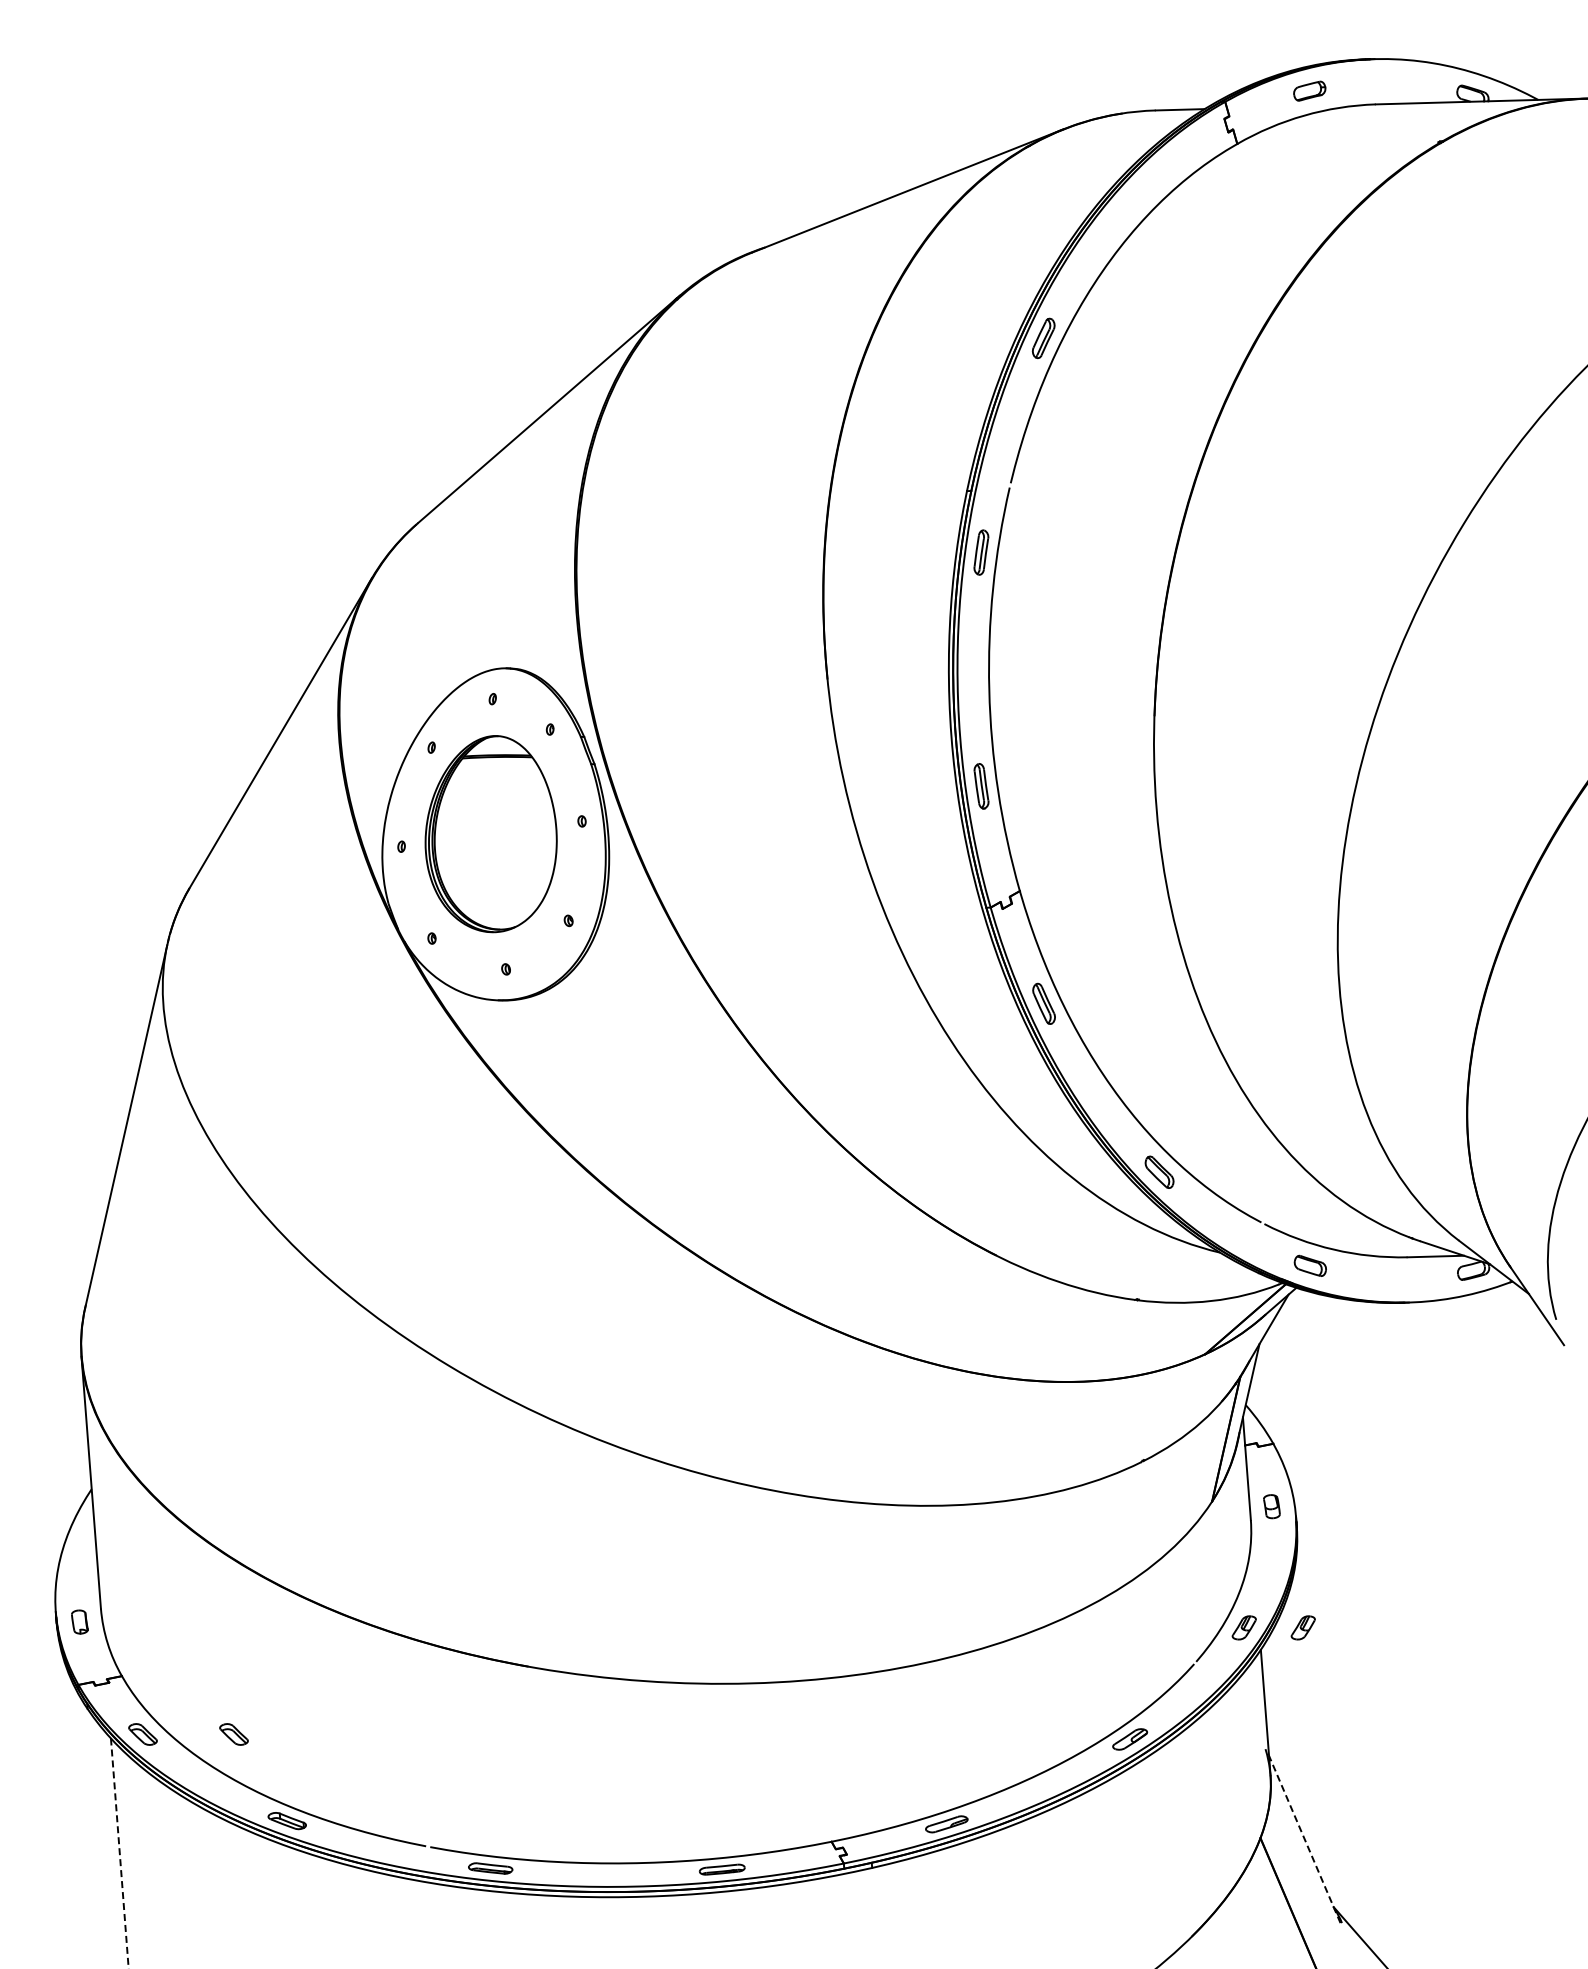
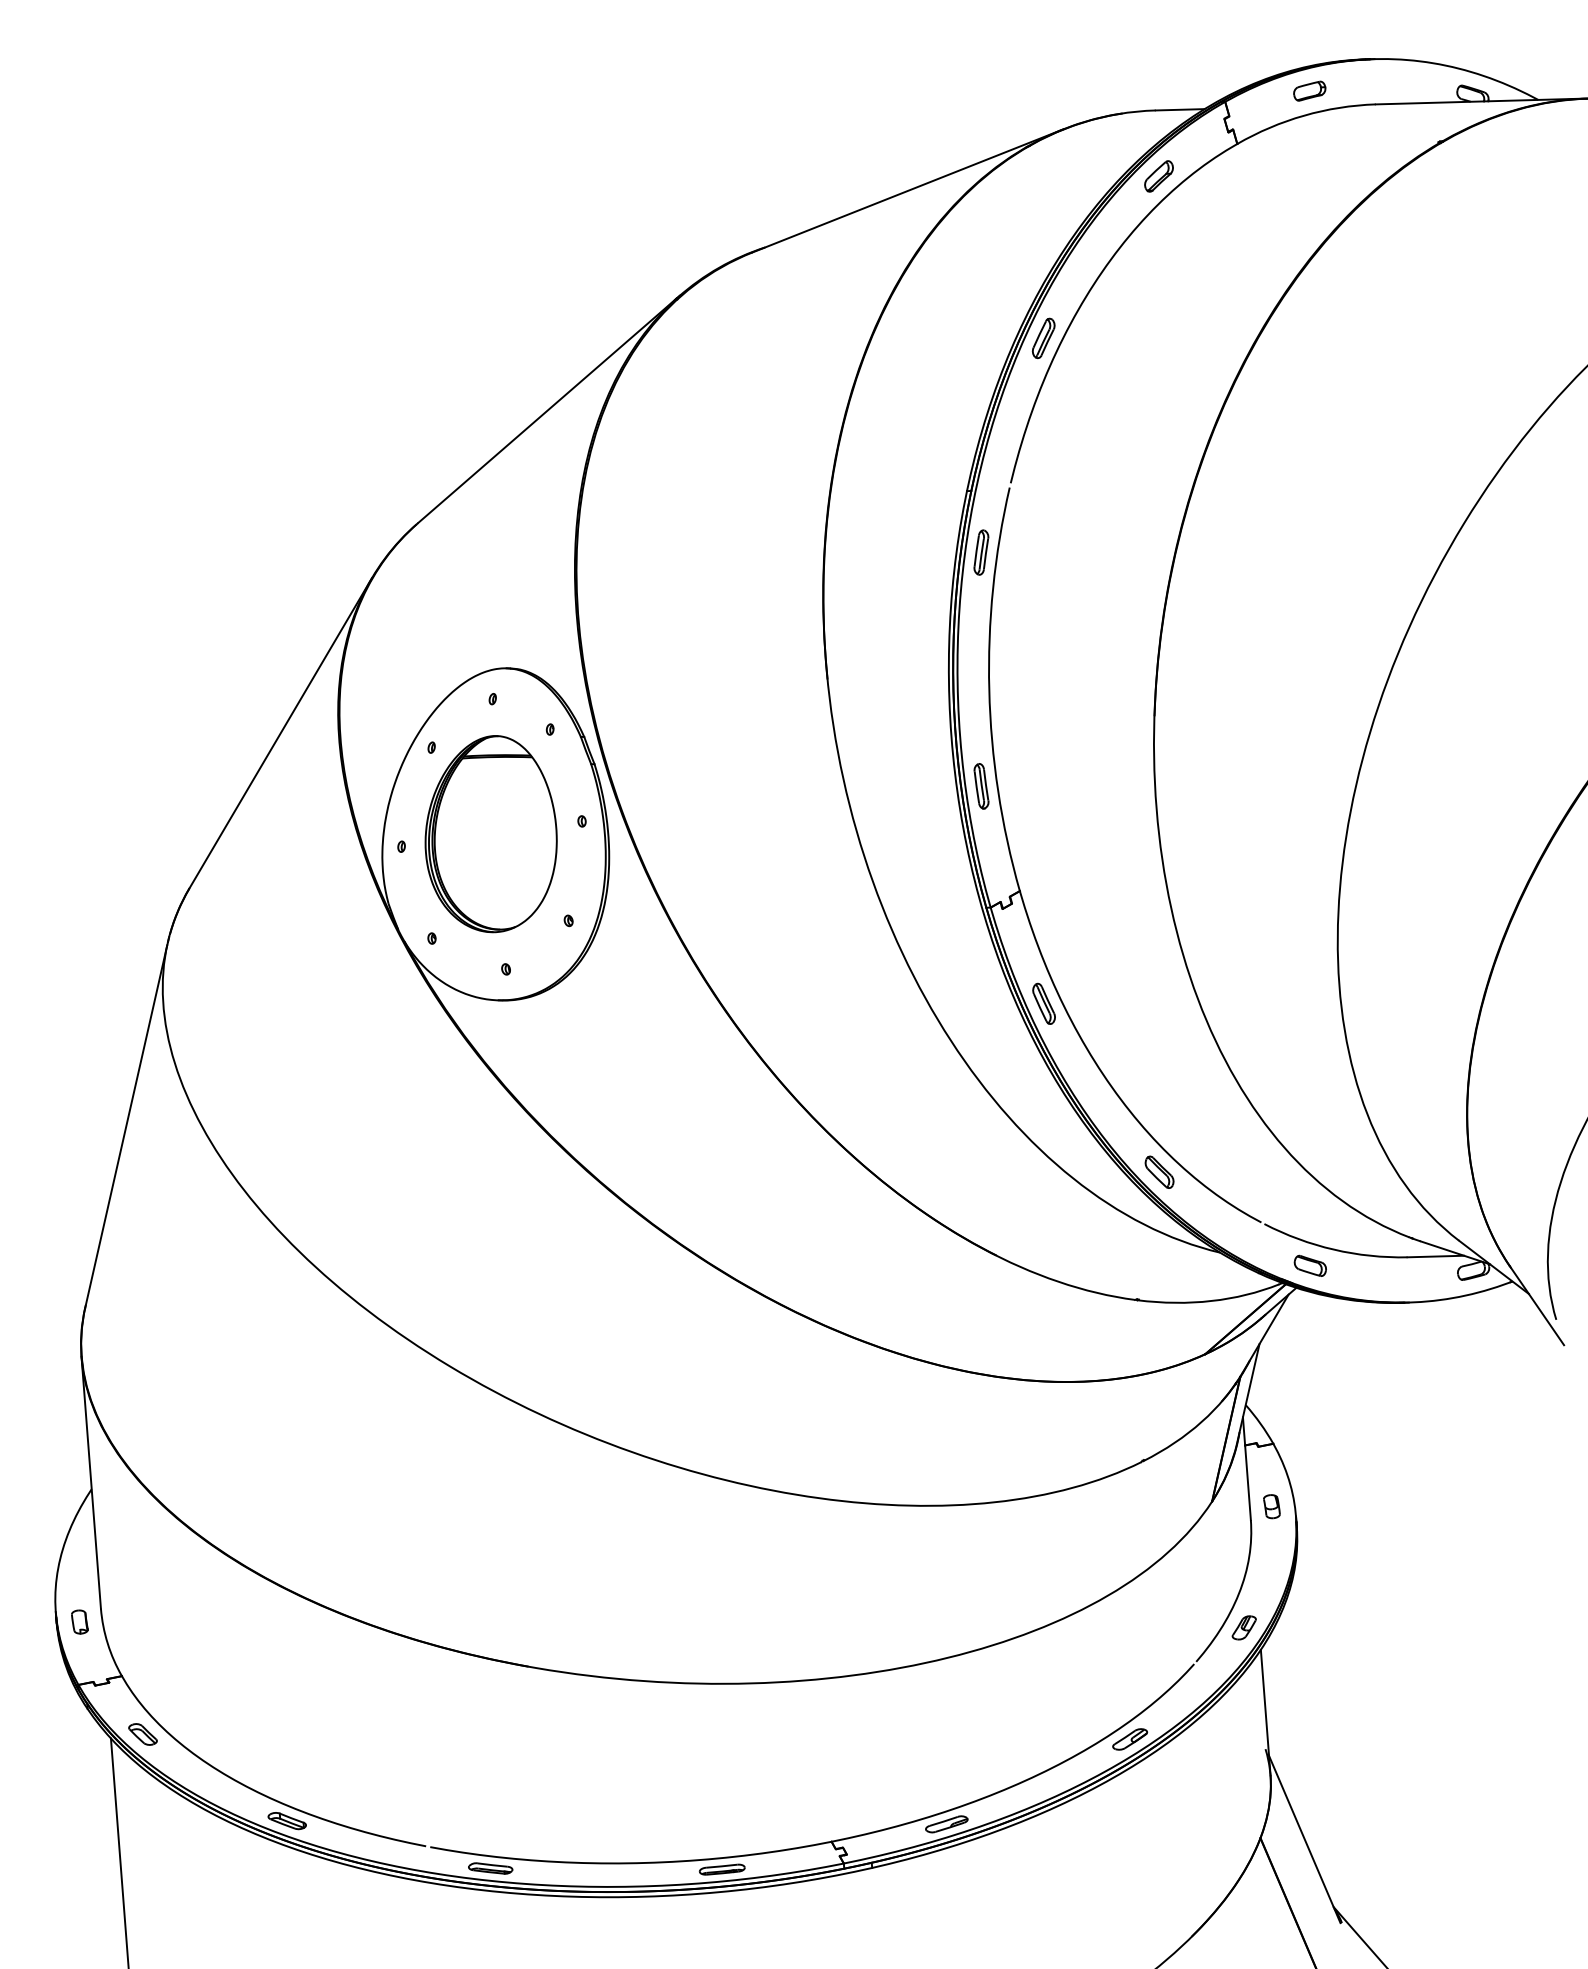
part: none -> present (1158, 176)
part: present -> none (1302, 1627)
part: present -> none (233, 1734)
line: dashed -> solid (1304, 1839)
line: dashed -> solid (119, 1853)
